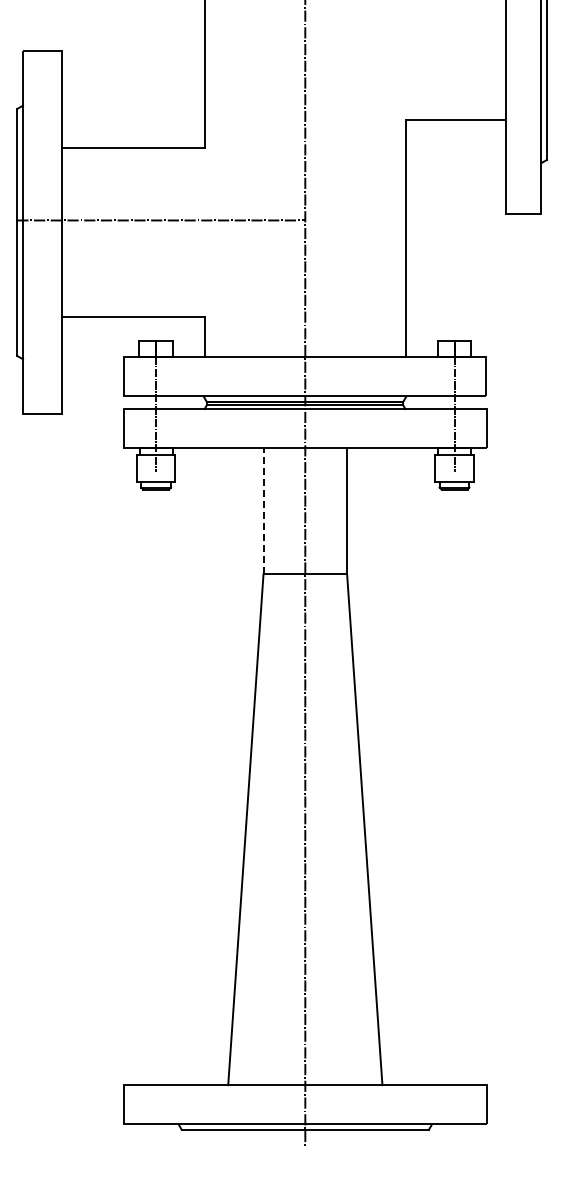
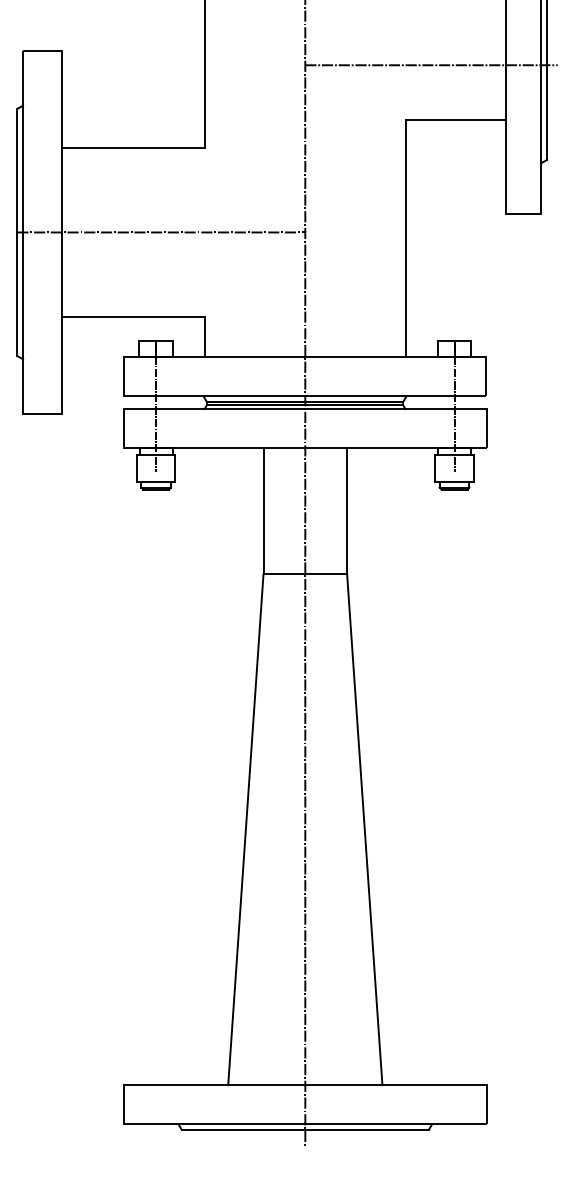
line: none -> present (431, 65)
line position: (161, 220) -> (161, 232) (161, 232)
line: dashed -> solid (263, 510)
